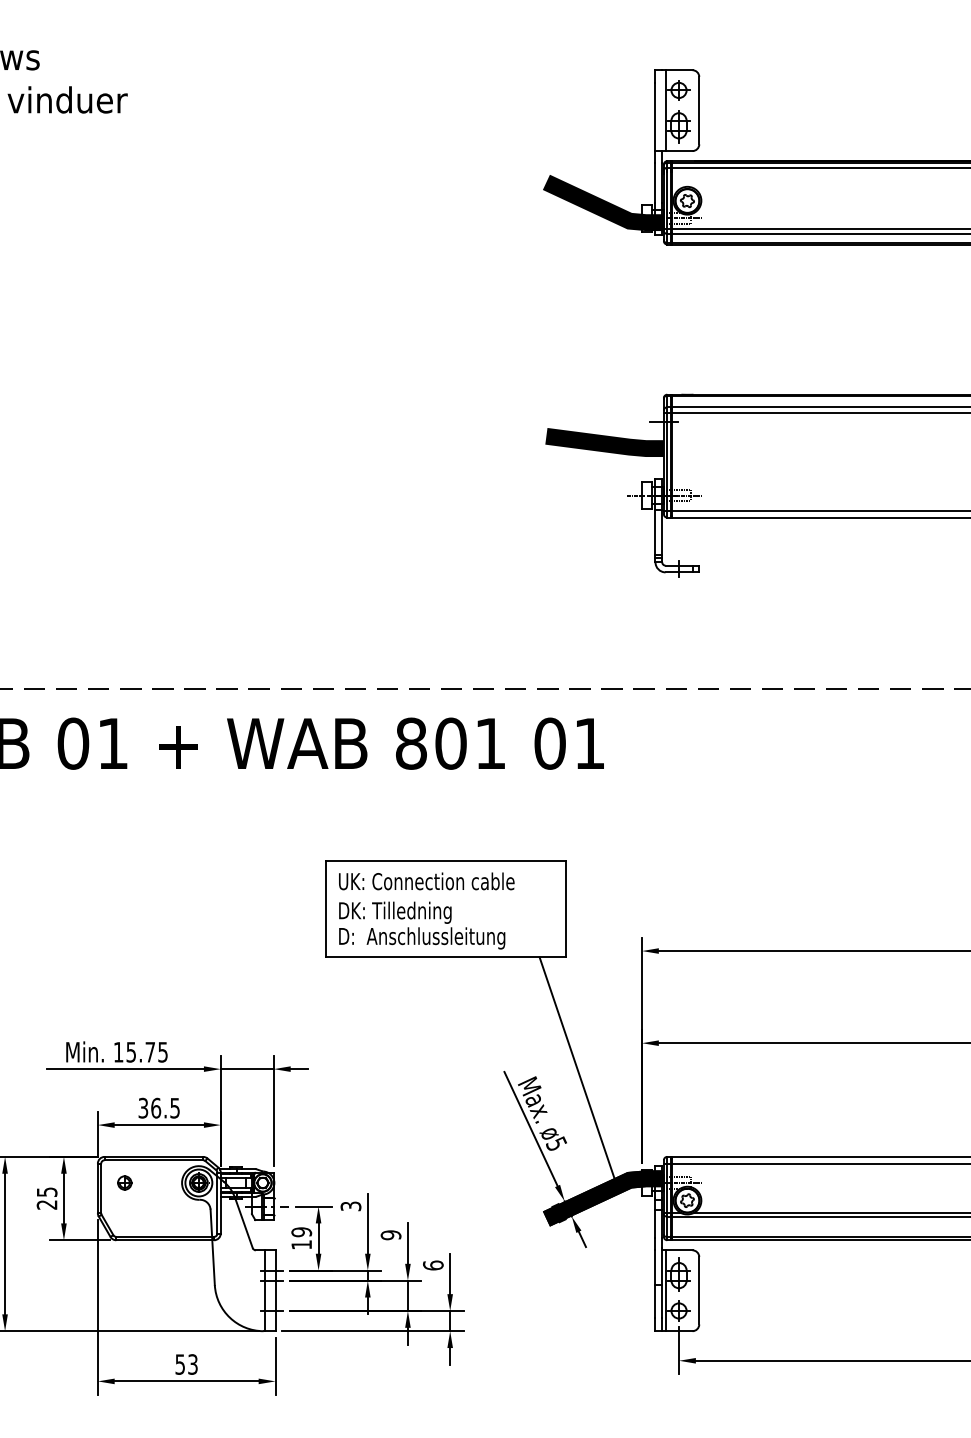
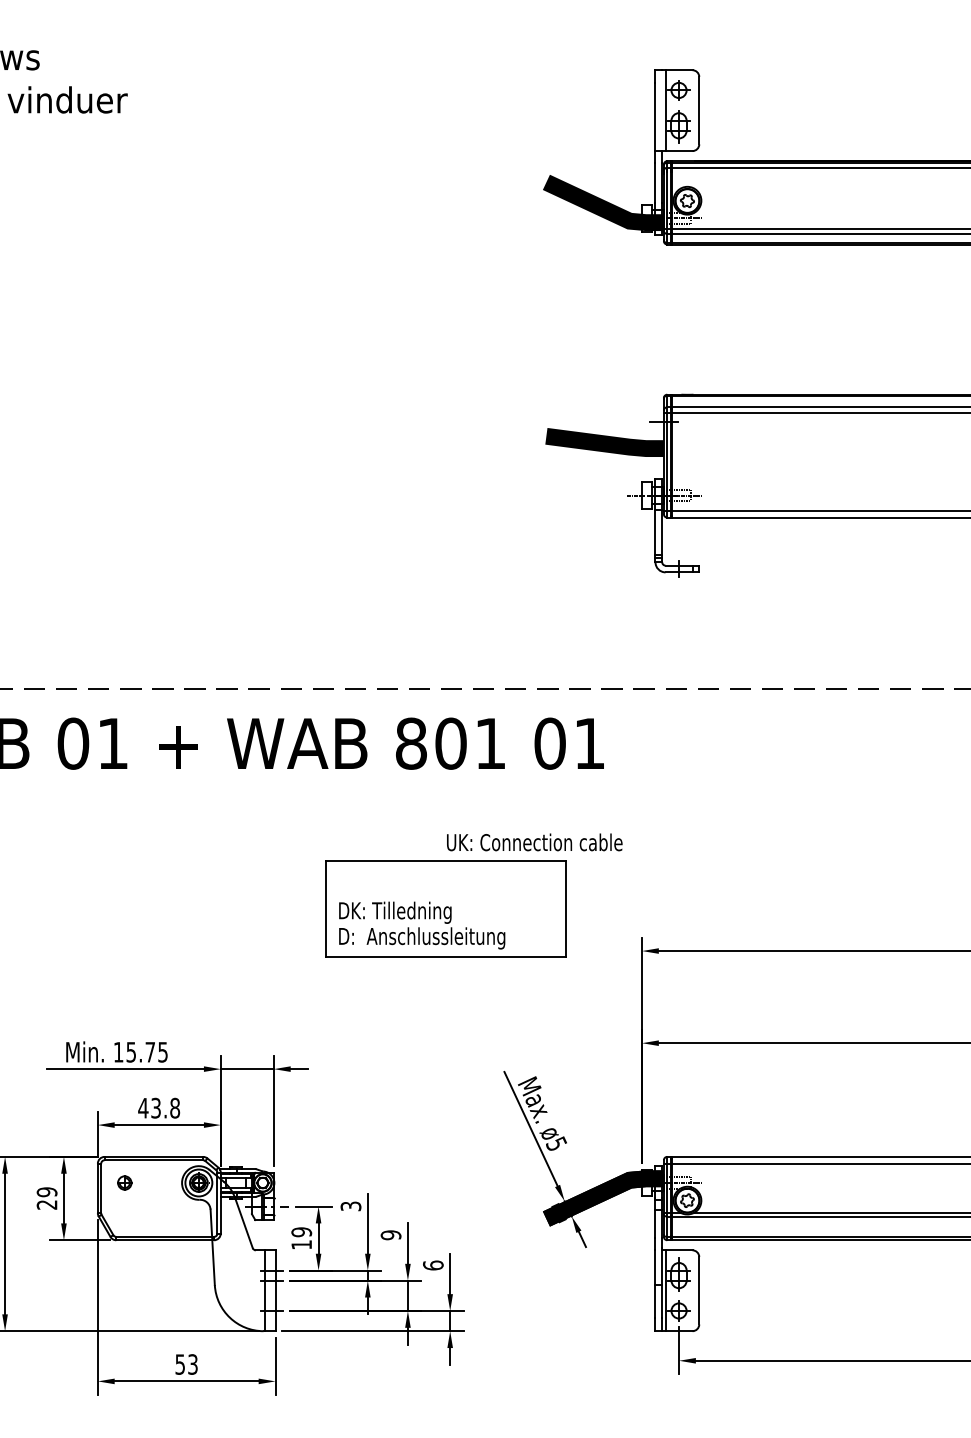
text position: (426, 881) -> (534, 842) (534, 842)
line: present -> none (578, 1071)
text: 36.5 -> 43.8 (159, 1107)
text: 25 -> 29 (46, 1192)
